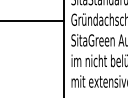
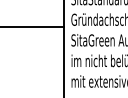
line position: (33, 21) -> (33, 27) (33, 27)
